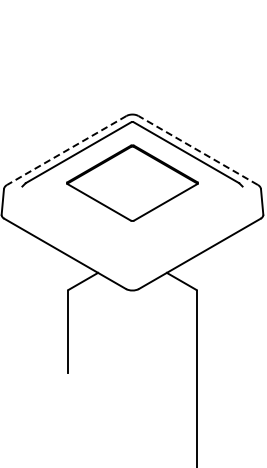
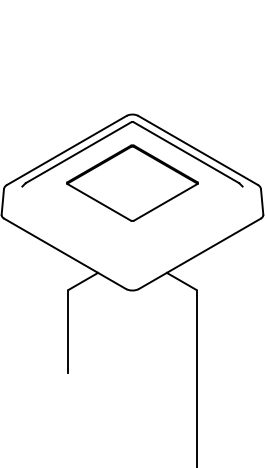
line: dashed -> solid (66, 150)
line: dashed -> solid (198, 150)
